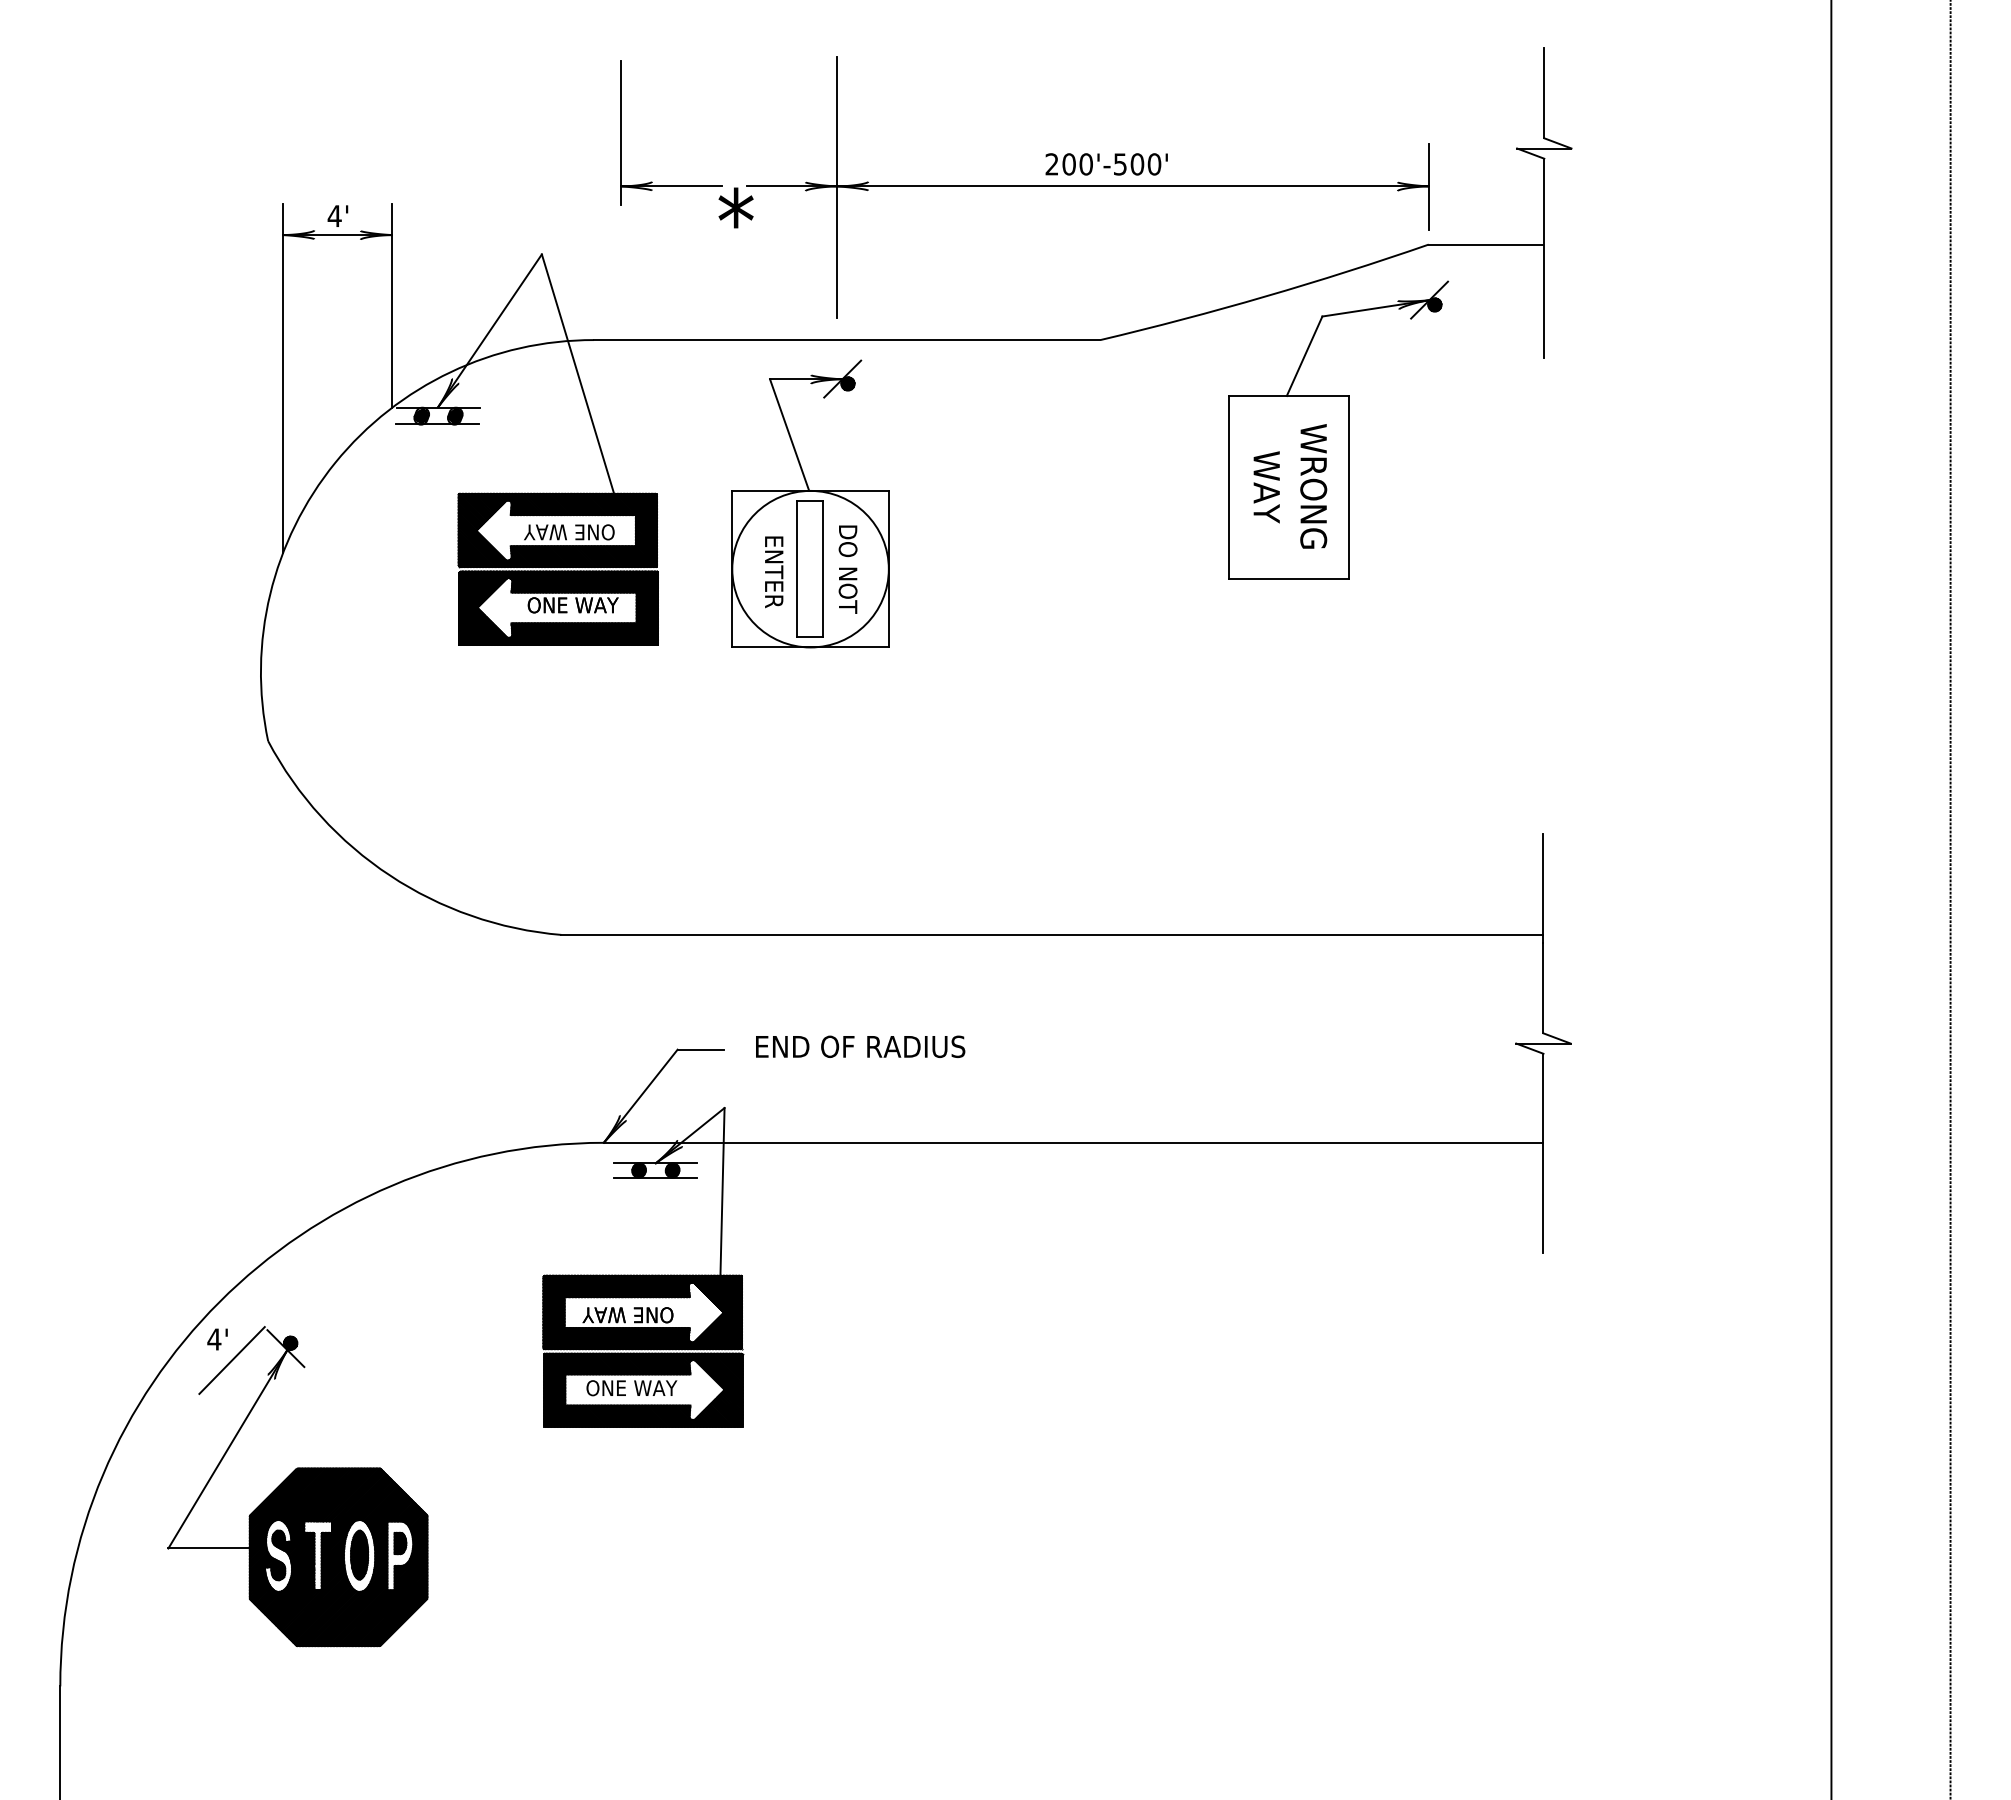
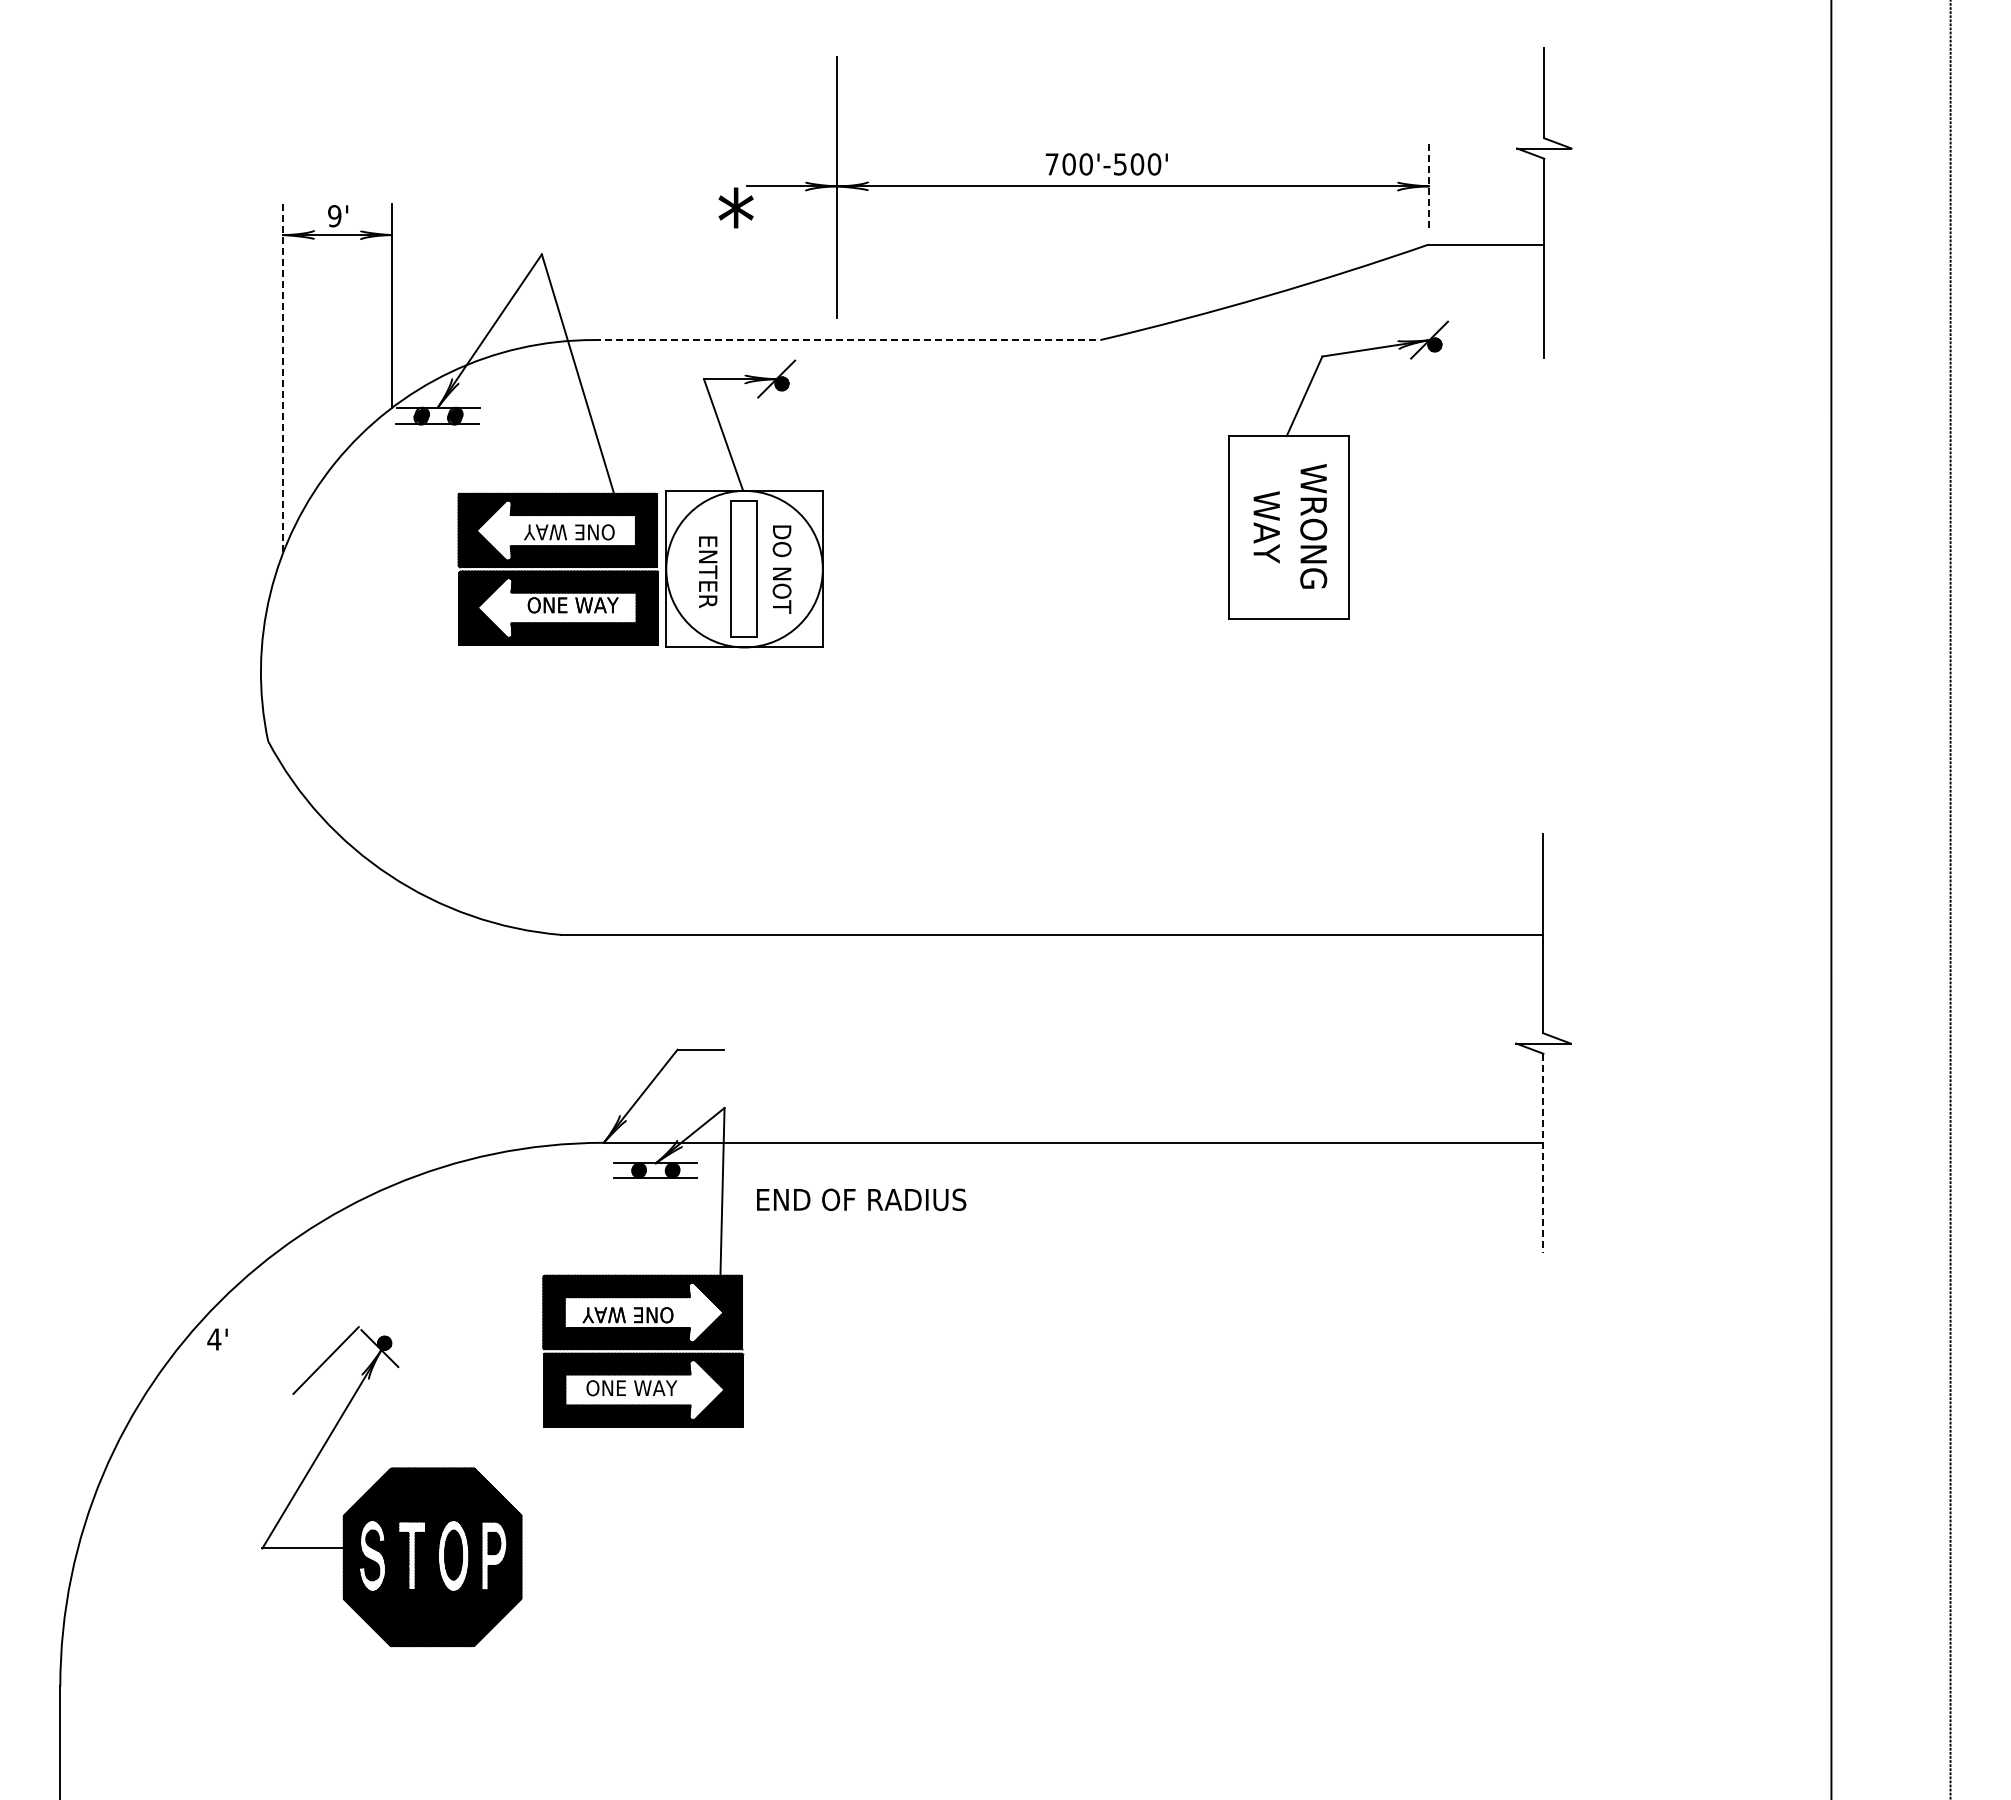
part: present -> none (621, 132)
text: 200'-500' -> 700'-500' (1051, 164)
line: solid -> dashed (1429, 186)
text: 4' -> 9' (334, 216)
line: solid -> dashed (847, 340)
line: solid -> dashed (283, 378)
part position: (1338, 429) -> (1338, 469) (1338, 469)
part position: (810, 503) -> (744, 503) (744, 503)
text position: (860, 1046) -> (861, 1199) (861, 1199)
line: solid -> dashed (1543, 1153)
part position: (297, 1486) -> (391, 1486) (391, 1486)
